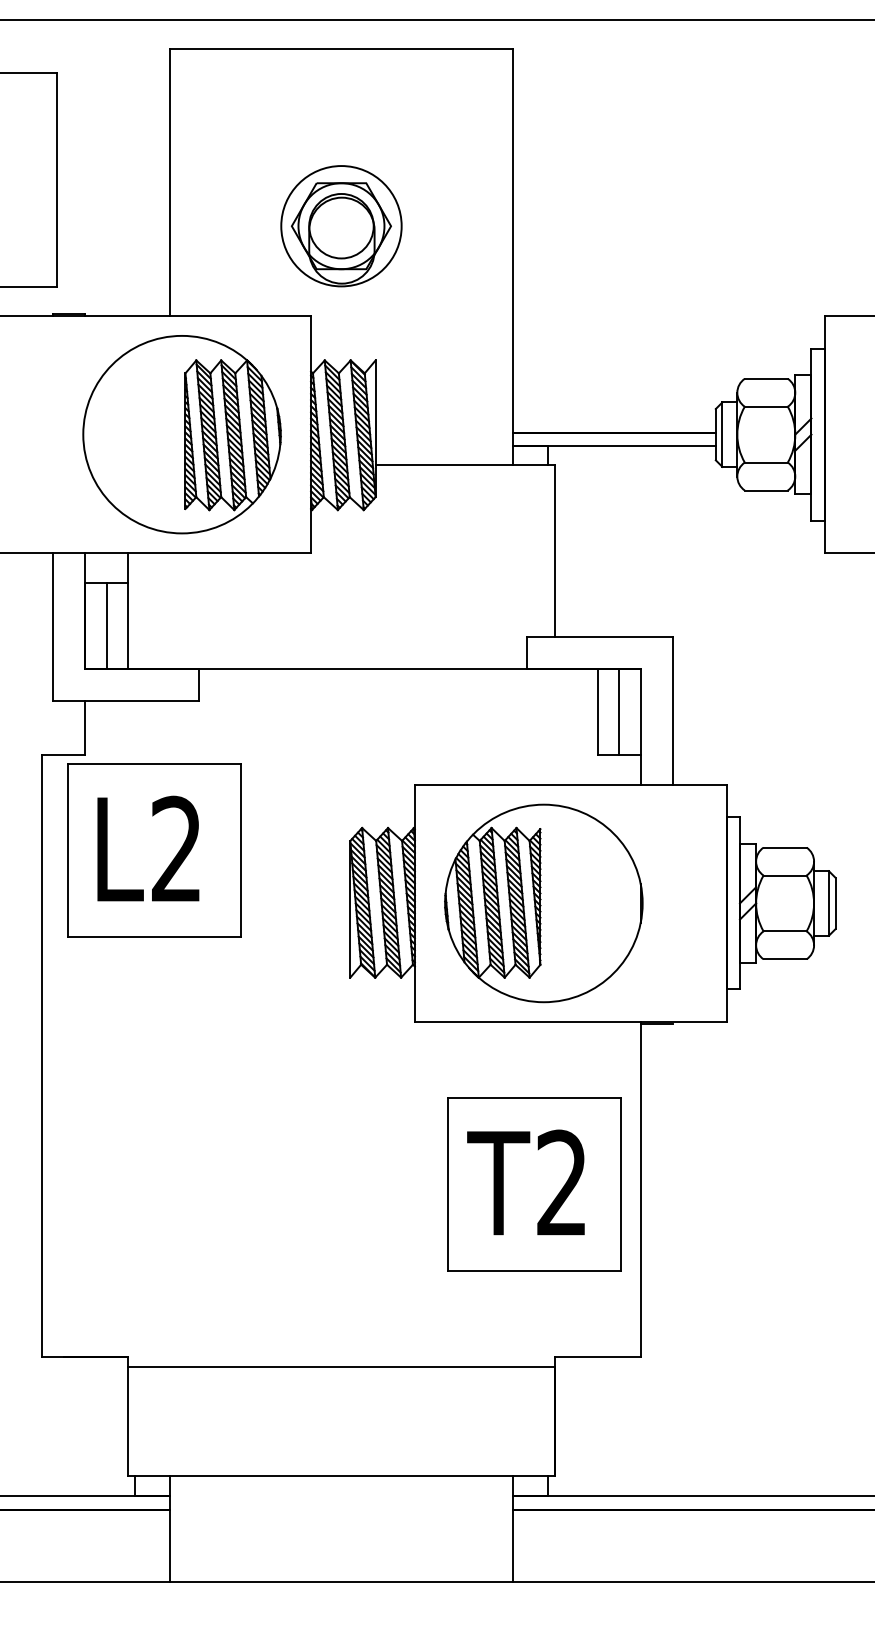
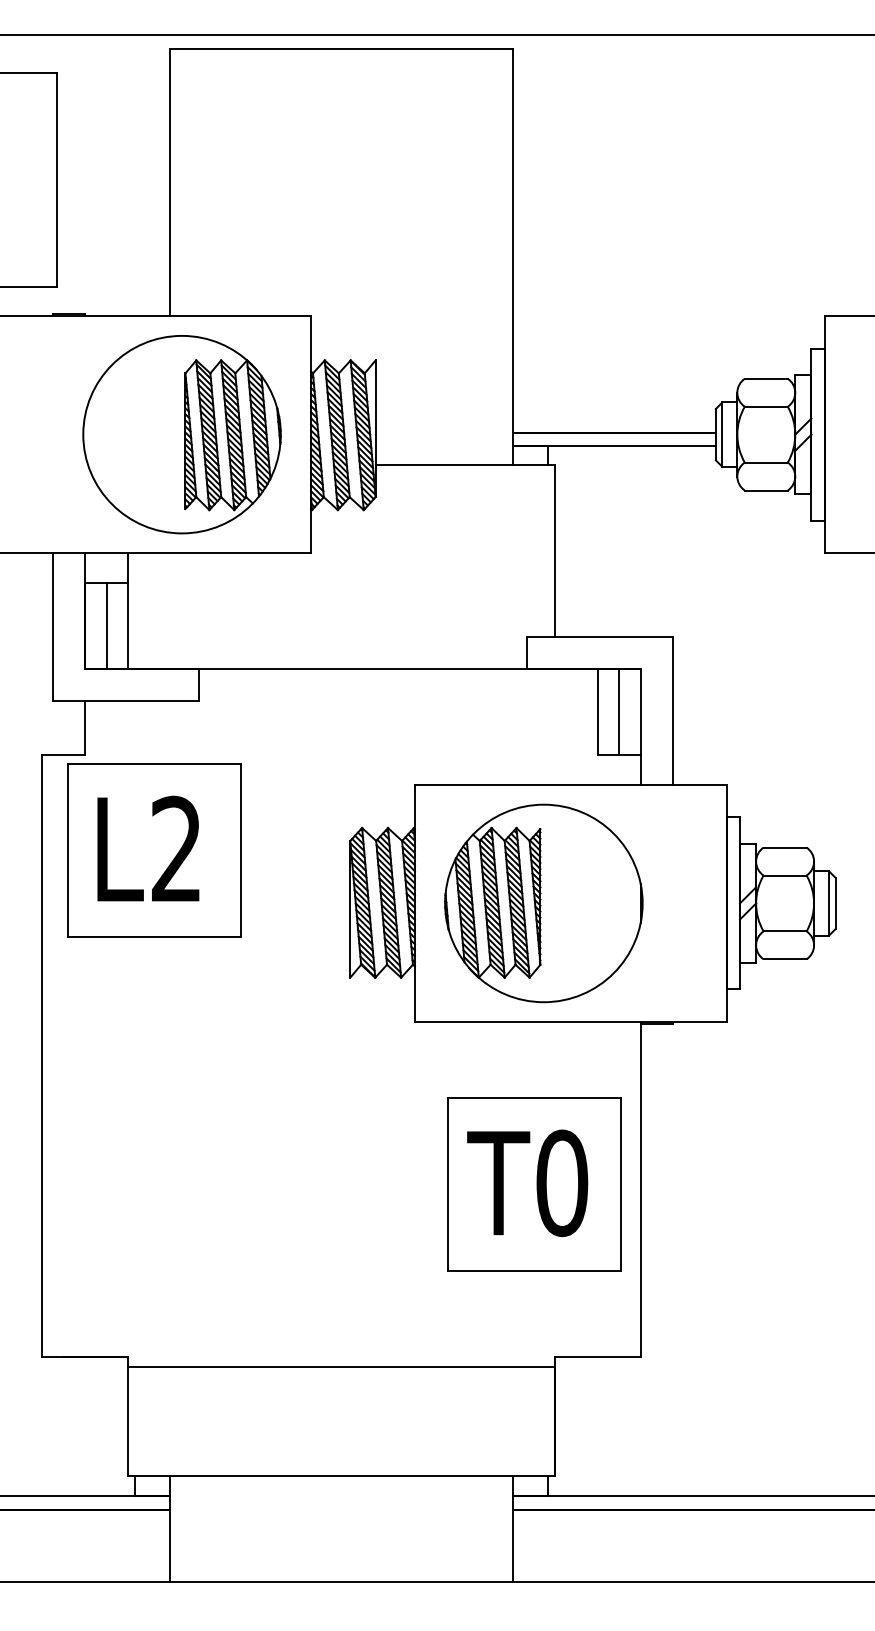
line position: (436, 19) -> (436, 34) (436, 34)
part: present -> none (341, 226)
text: T2 -> T0 (562, 1183)
